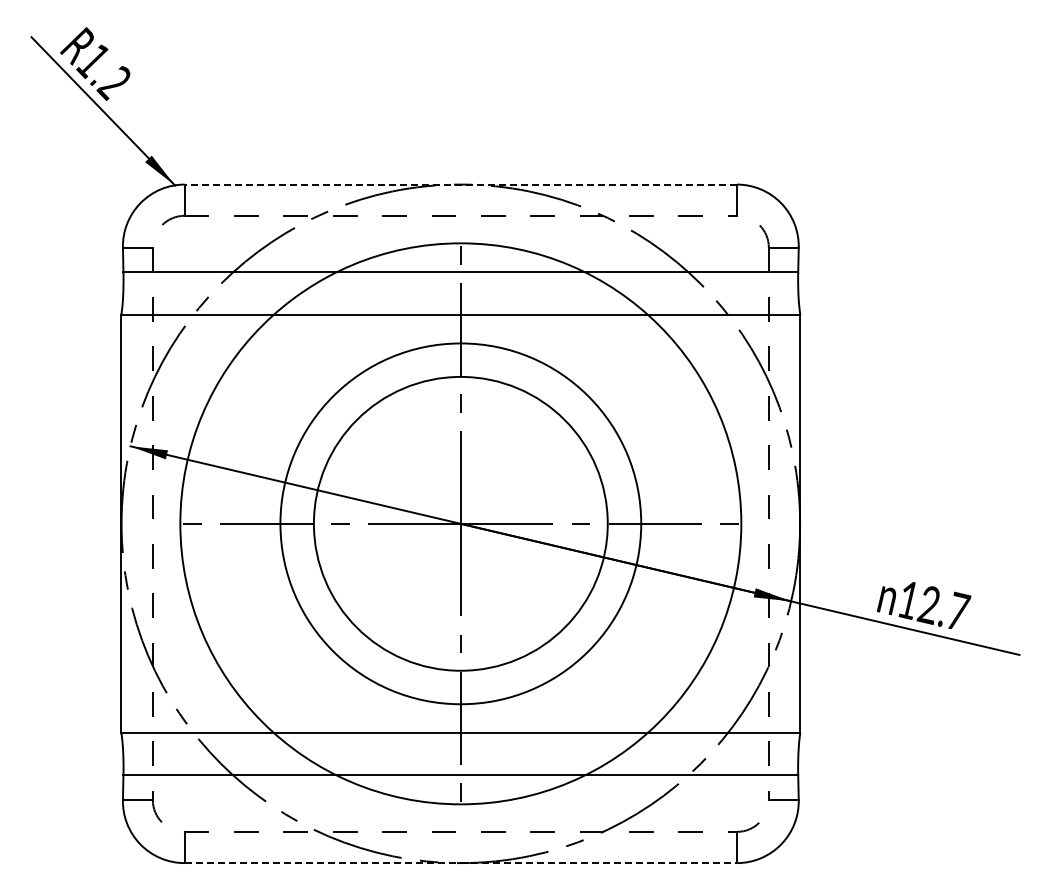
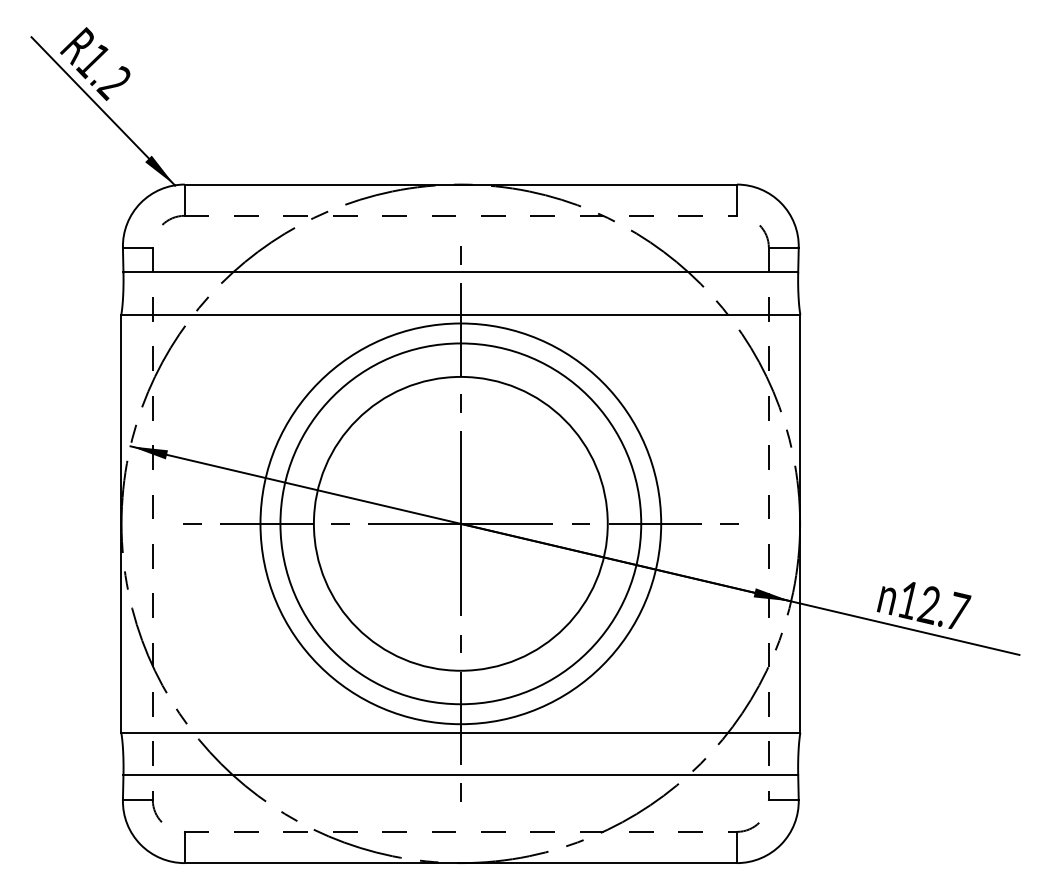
line: dashed -> solid (460, 184)
circle diameter: 561 px -> 401 px (460, 523)
line: dashed -> solid (461, 863)
